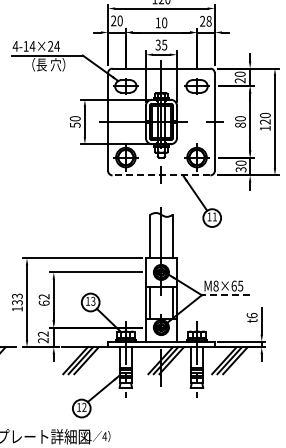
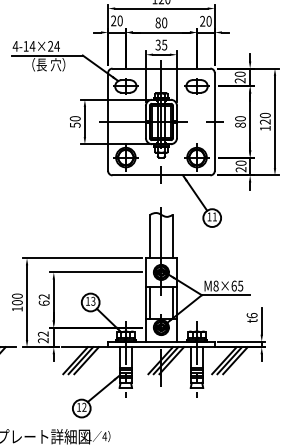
text: 28 -> 20 (208, 21)
text: 10 -> 80 (157, 22)
text: 30 -> 20 (241, 169)
line: dashed -> solid (161, 175)
line: dashed -> solid (225, 295)
text: 133 -> 100 (17, 299)
